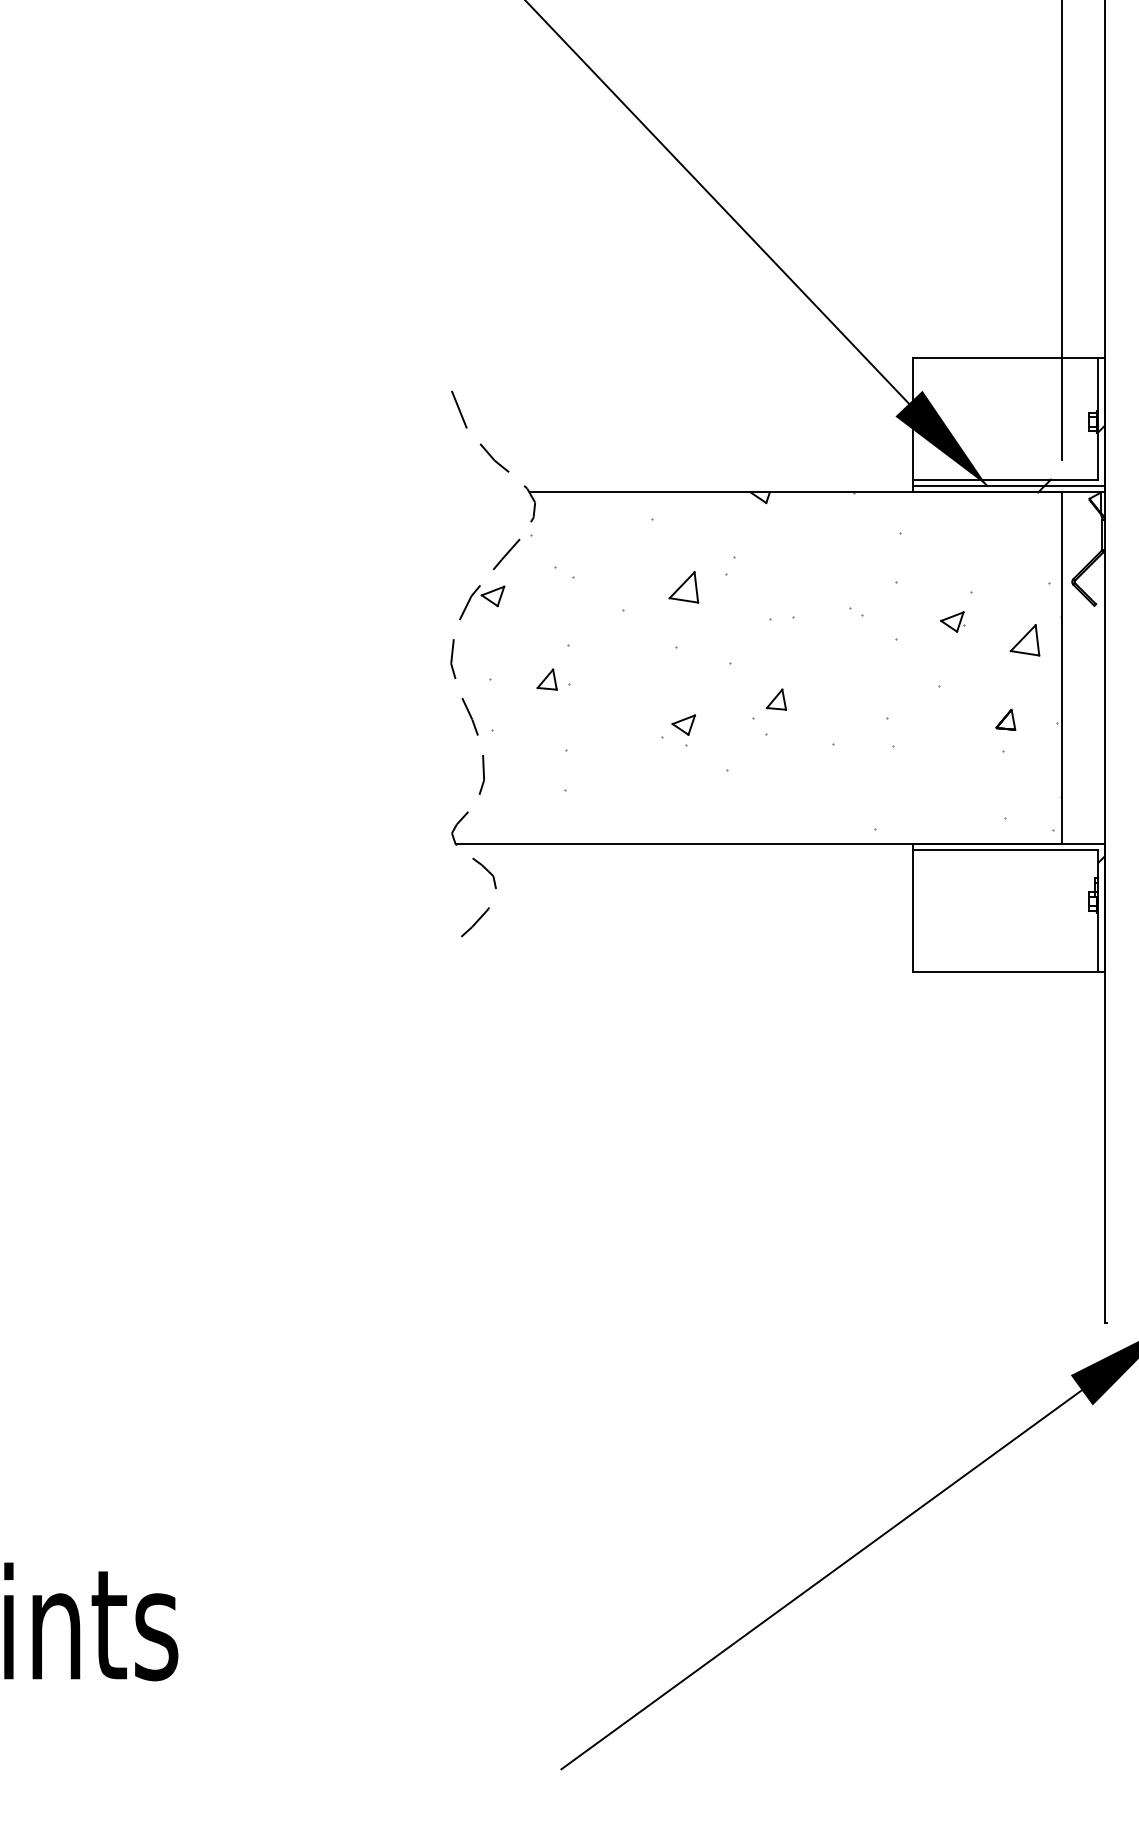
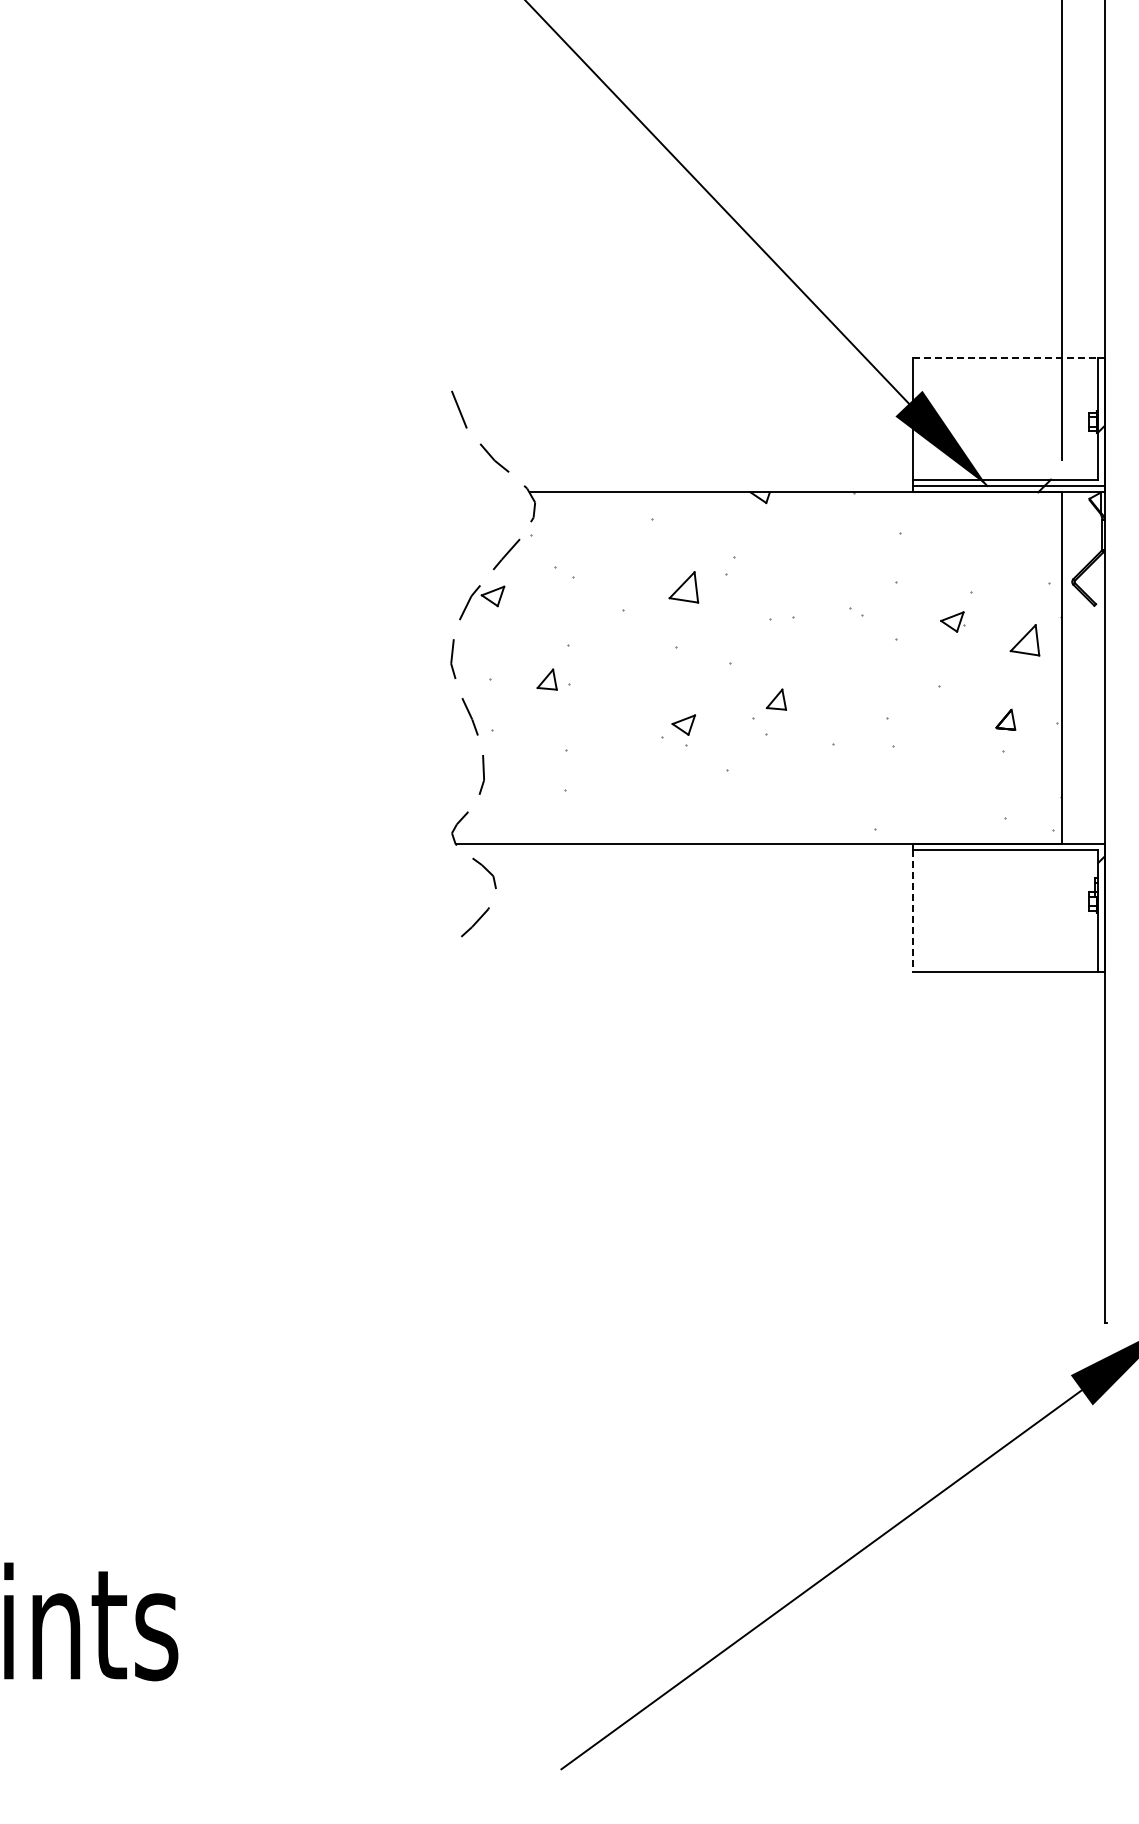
line: solid -> dashed (1005, 358)
line: solid -> dashed (912, 911)
